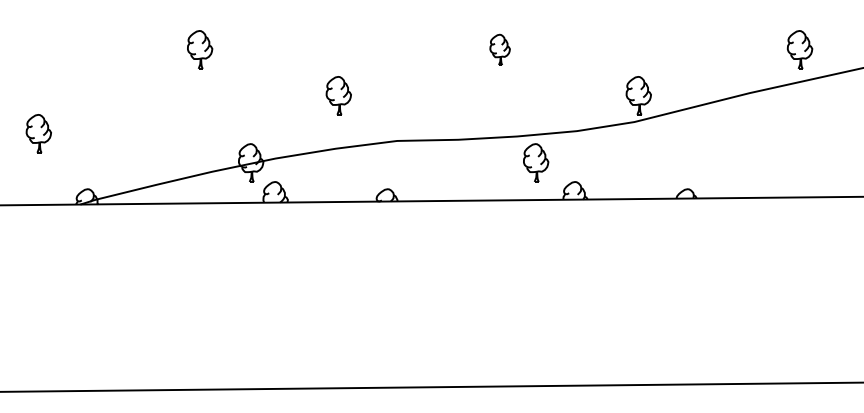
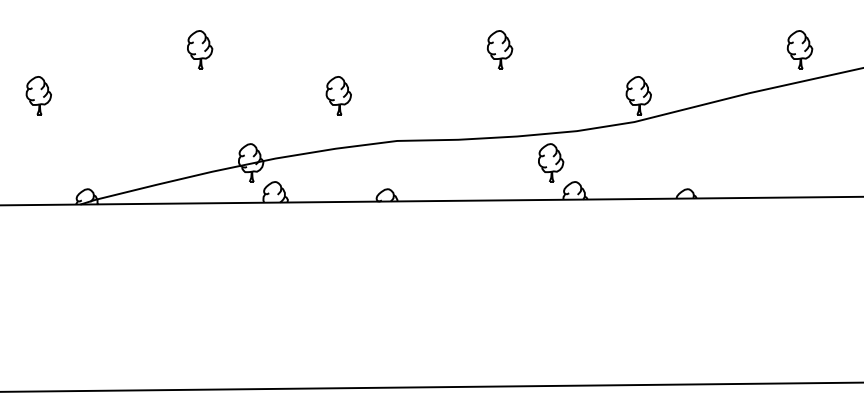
part size: 22x33 px -> 27x40 px (500, 49)
part position: (38, 133) -> (38, 95) (38, 95)
part position: (536, 162) -> (551, 162) (551, 162)
